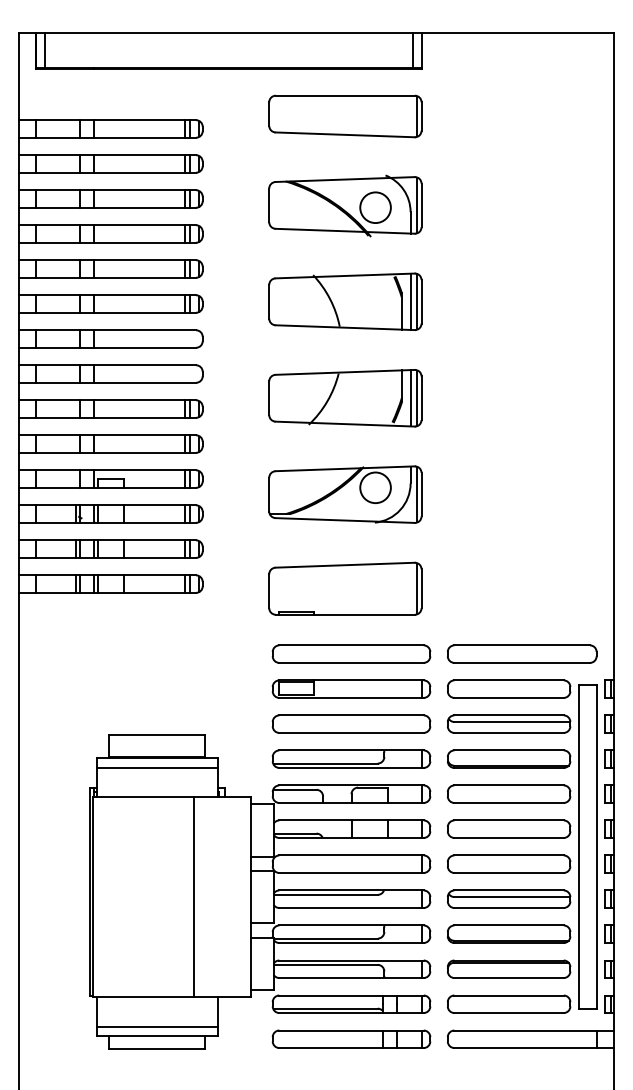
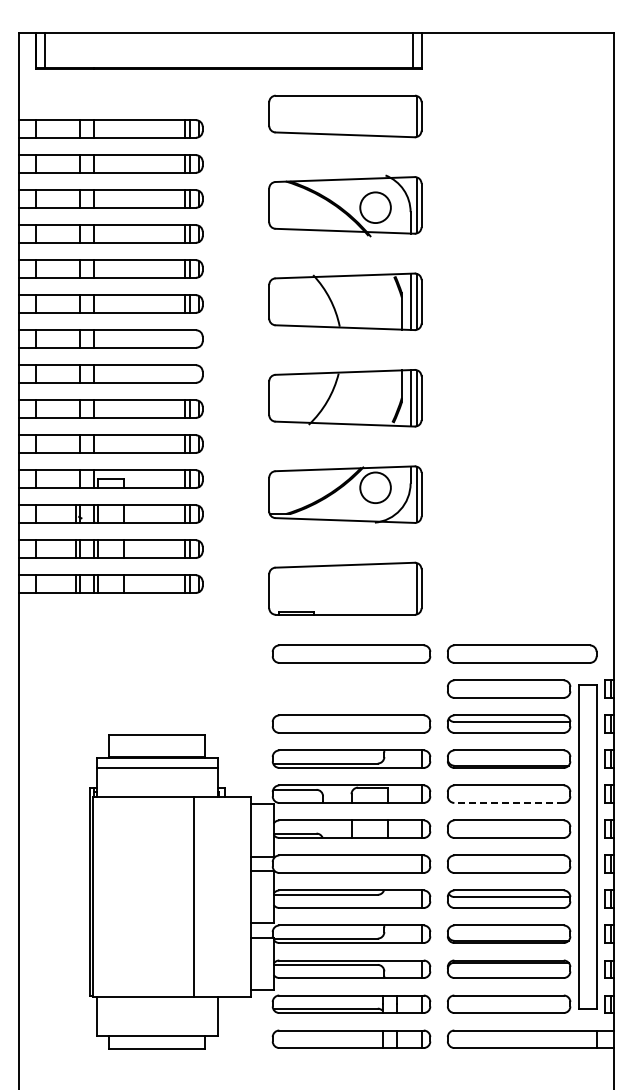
part: present -> none (351, 688)
line: solid -> dashed (509, 802)
line: present -> none (157, 1026)
